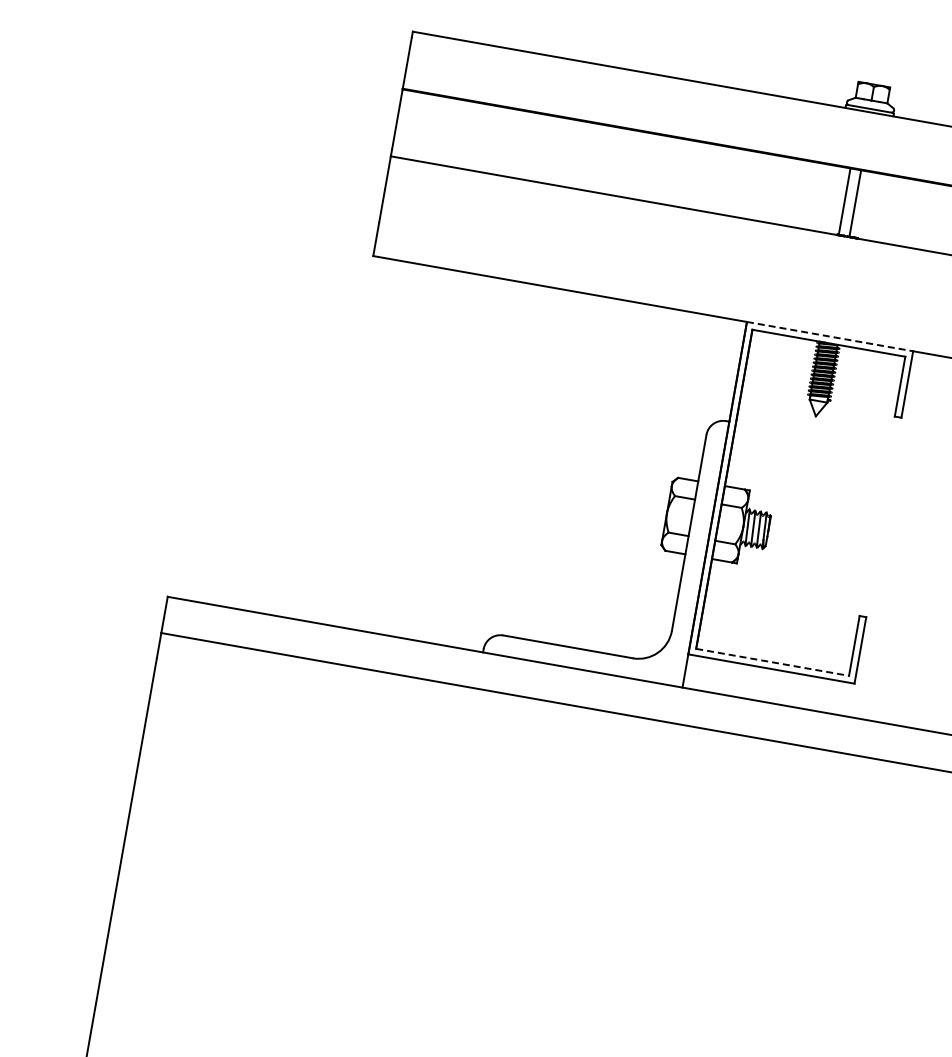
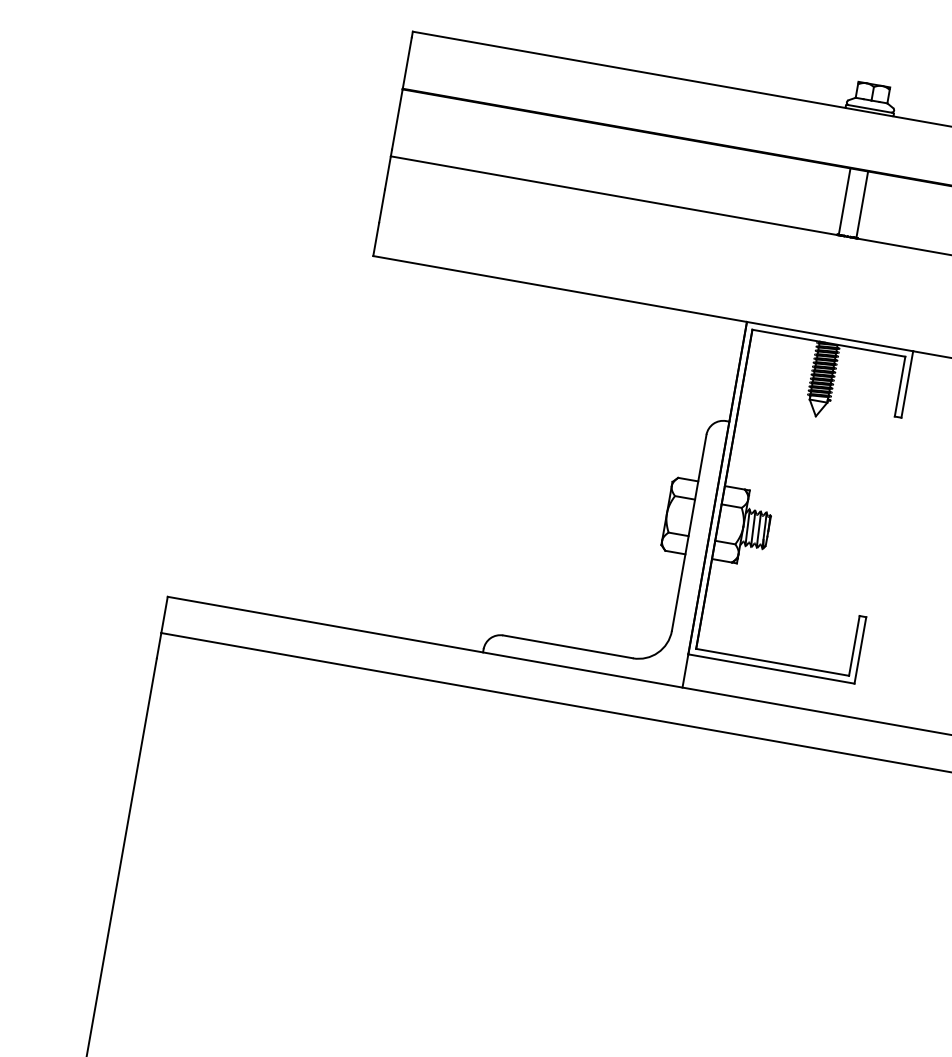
line position: (855, 203) -> (862, 204) (862, 204)
line: dashed -> solid (830, 336)
line: dashed -> solid (772, 662)
